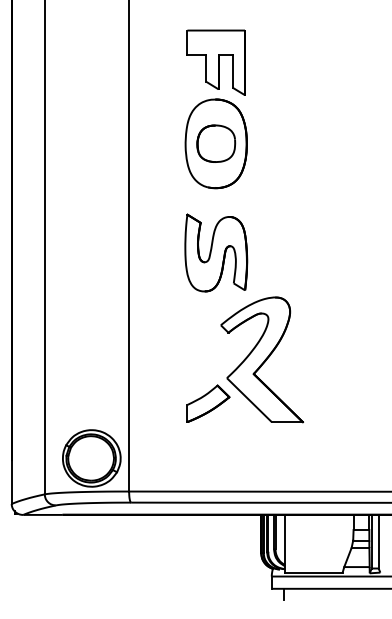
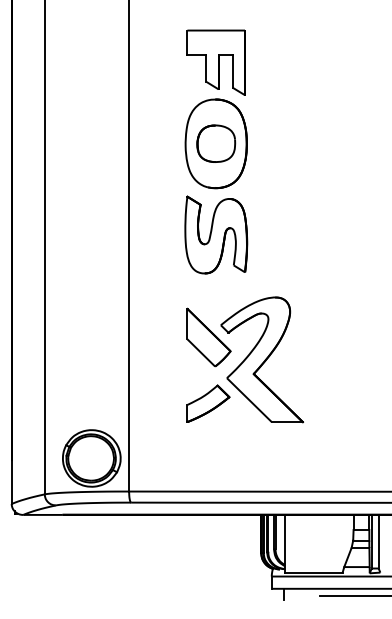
part position: (216, 252) -> (216, 234) (216, 234)
part: none -> present (208, 337)
line: none -> present (354, 596)
